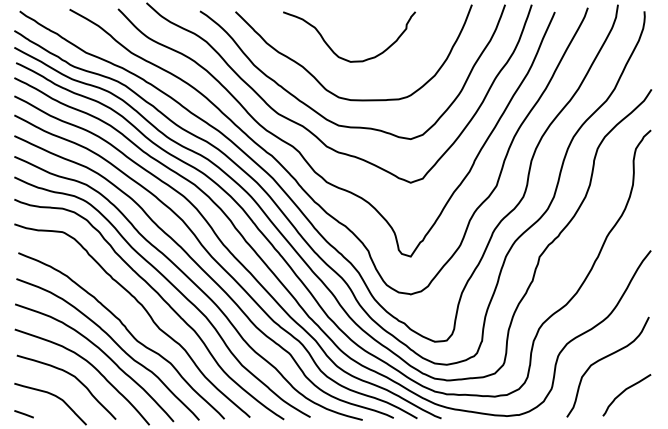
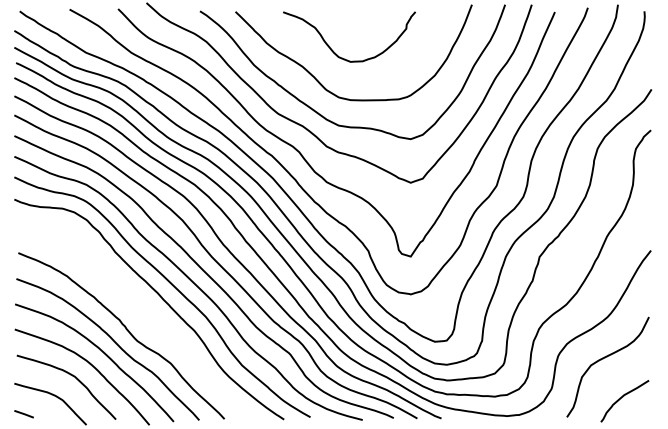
curve: present -> none (144, 310)
curve position: (625, 391) -> (623, 397) (623, 397)
